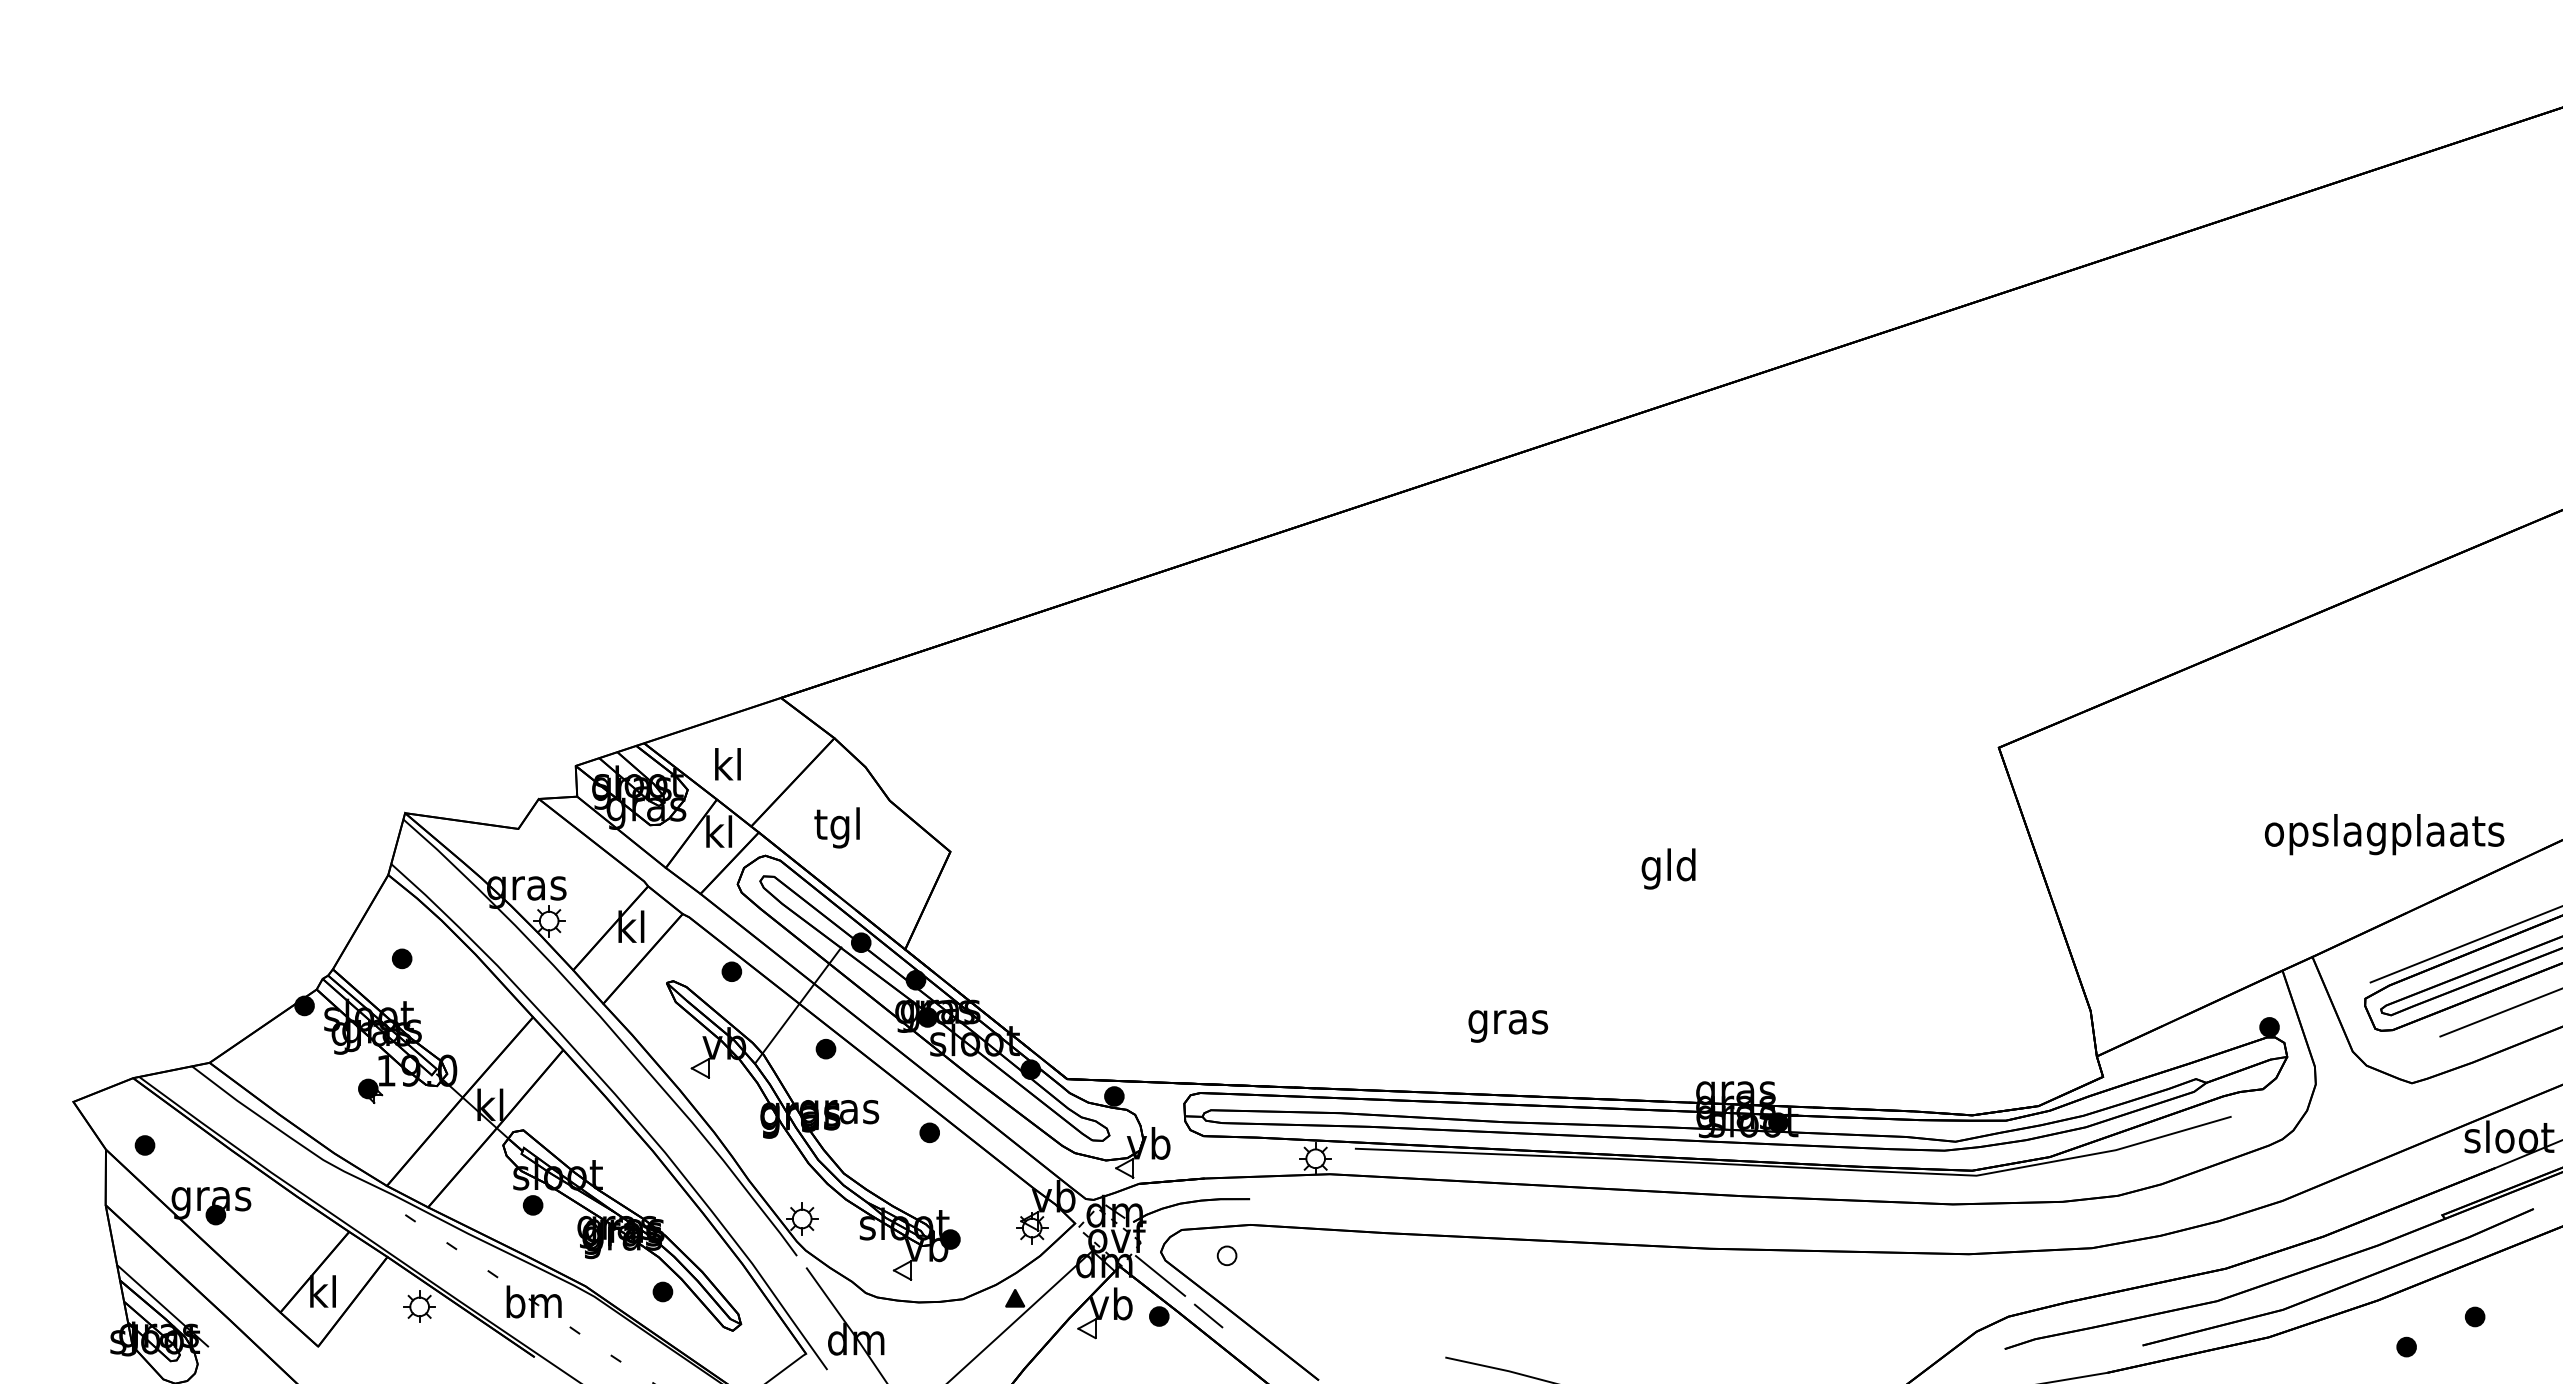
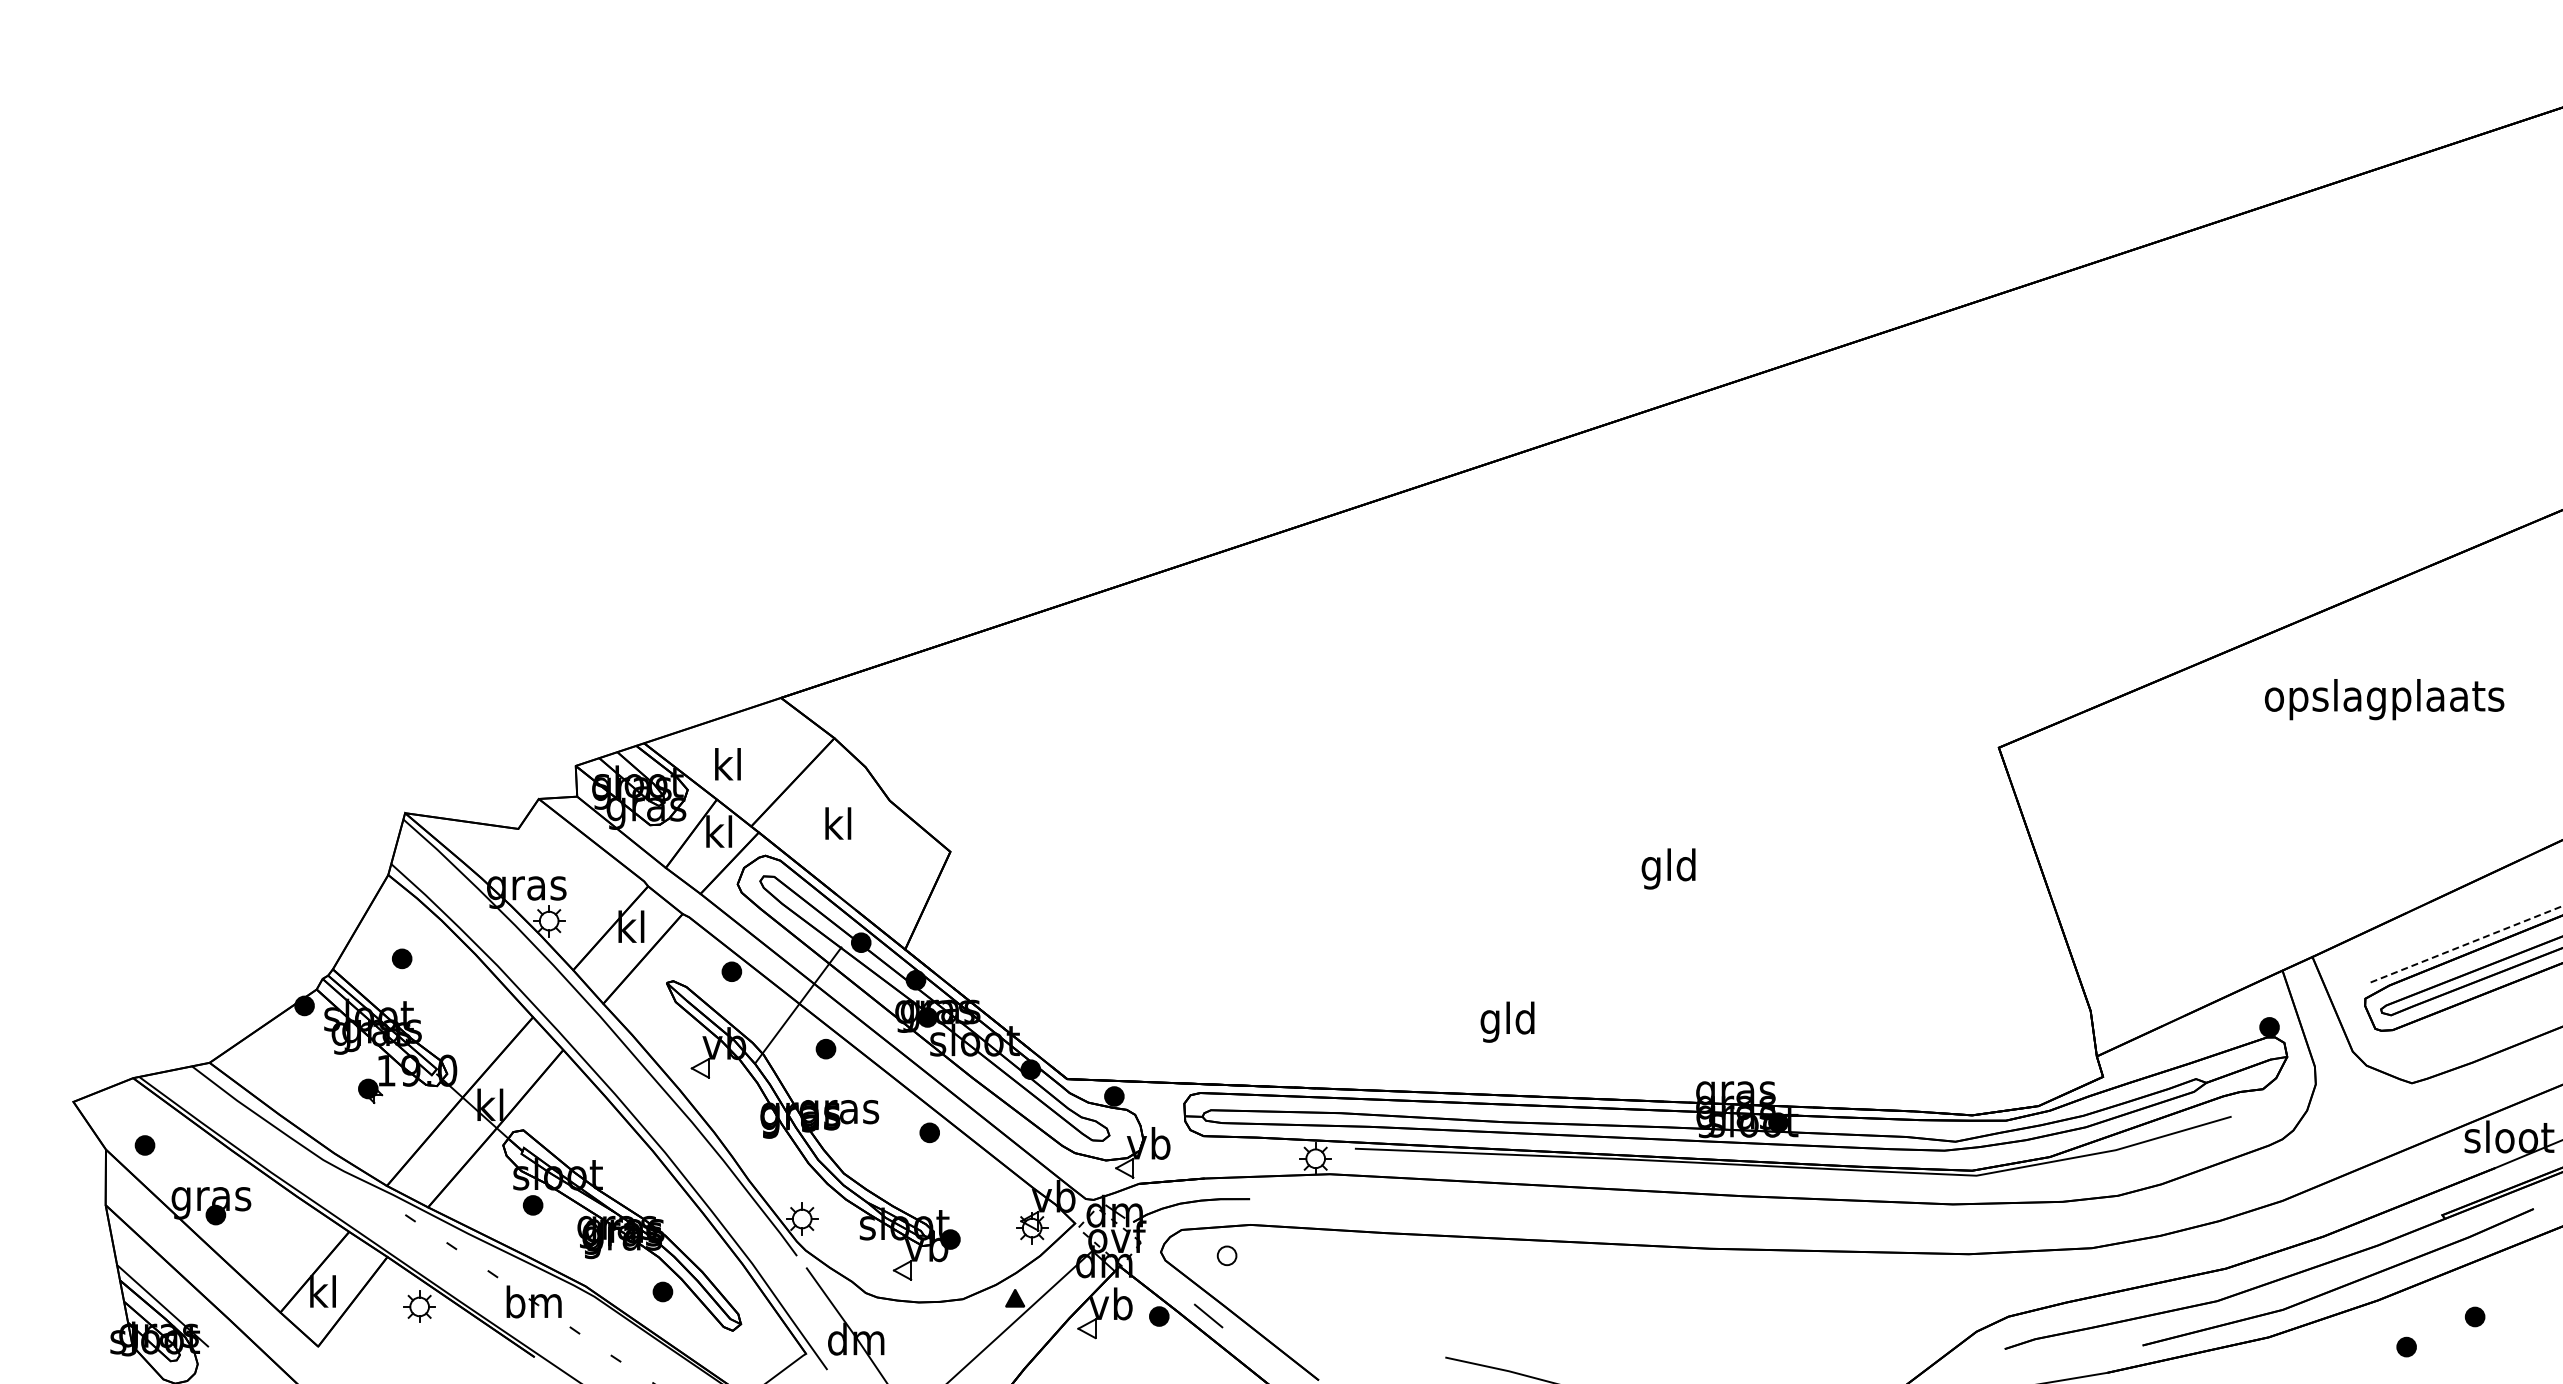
text: tgl -> kl (836, 827)
text position: (2384, 834) -> (2384, 699) (2384, 699)
line: solid -> dashed (2467, 944)
line: present -> none (2499, 1012)
text: gras -> gld (1508, 1021)
line: present -> none (1160, 1275)
